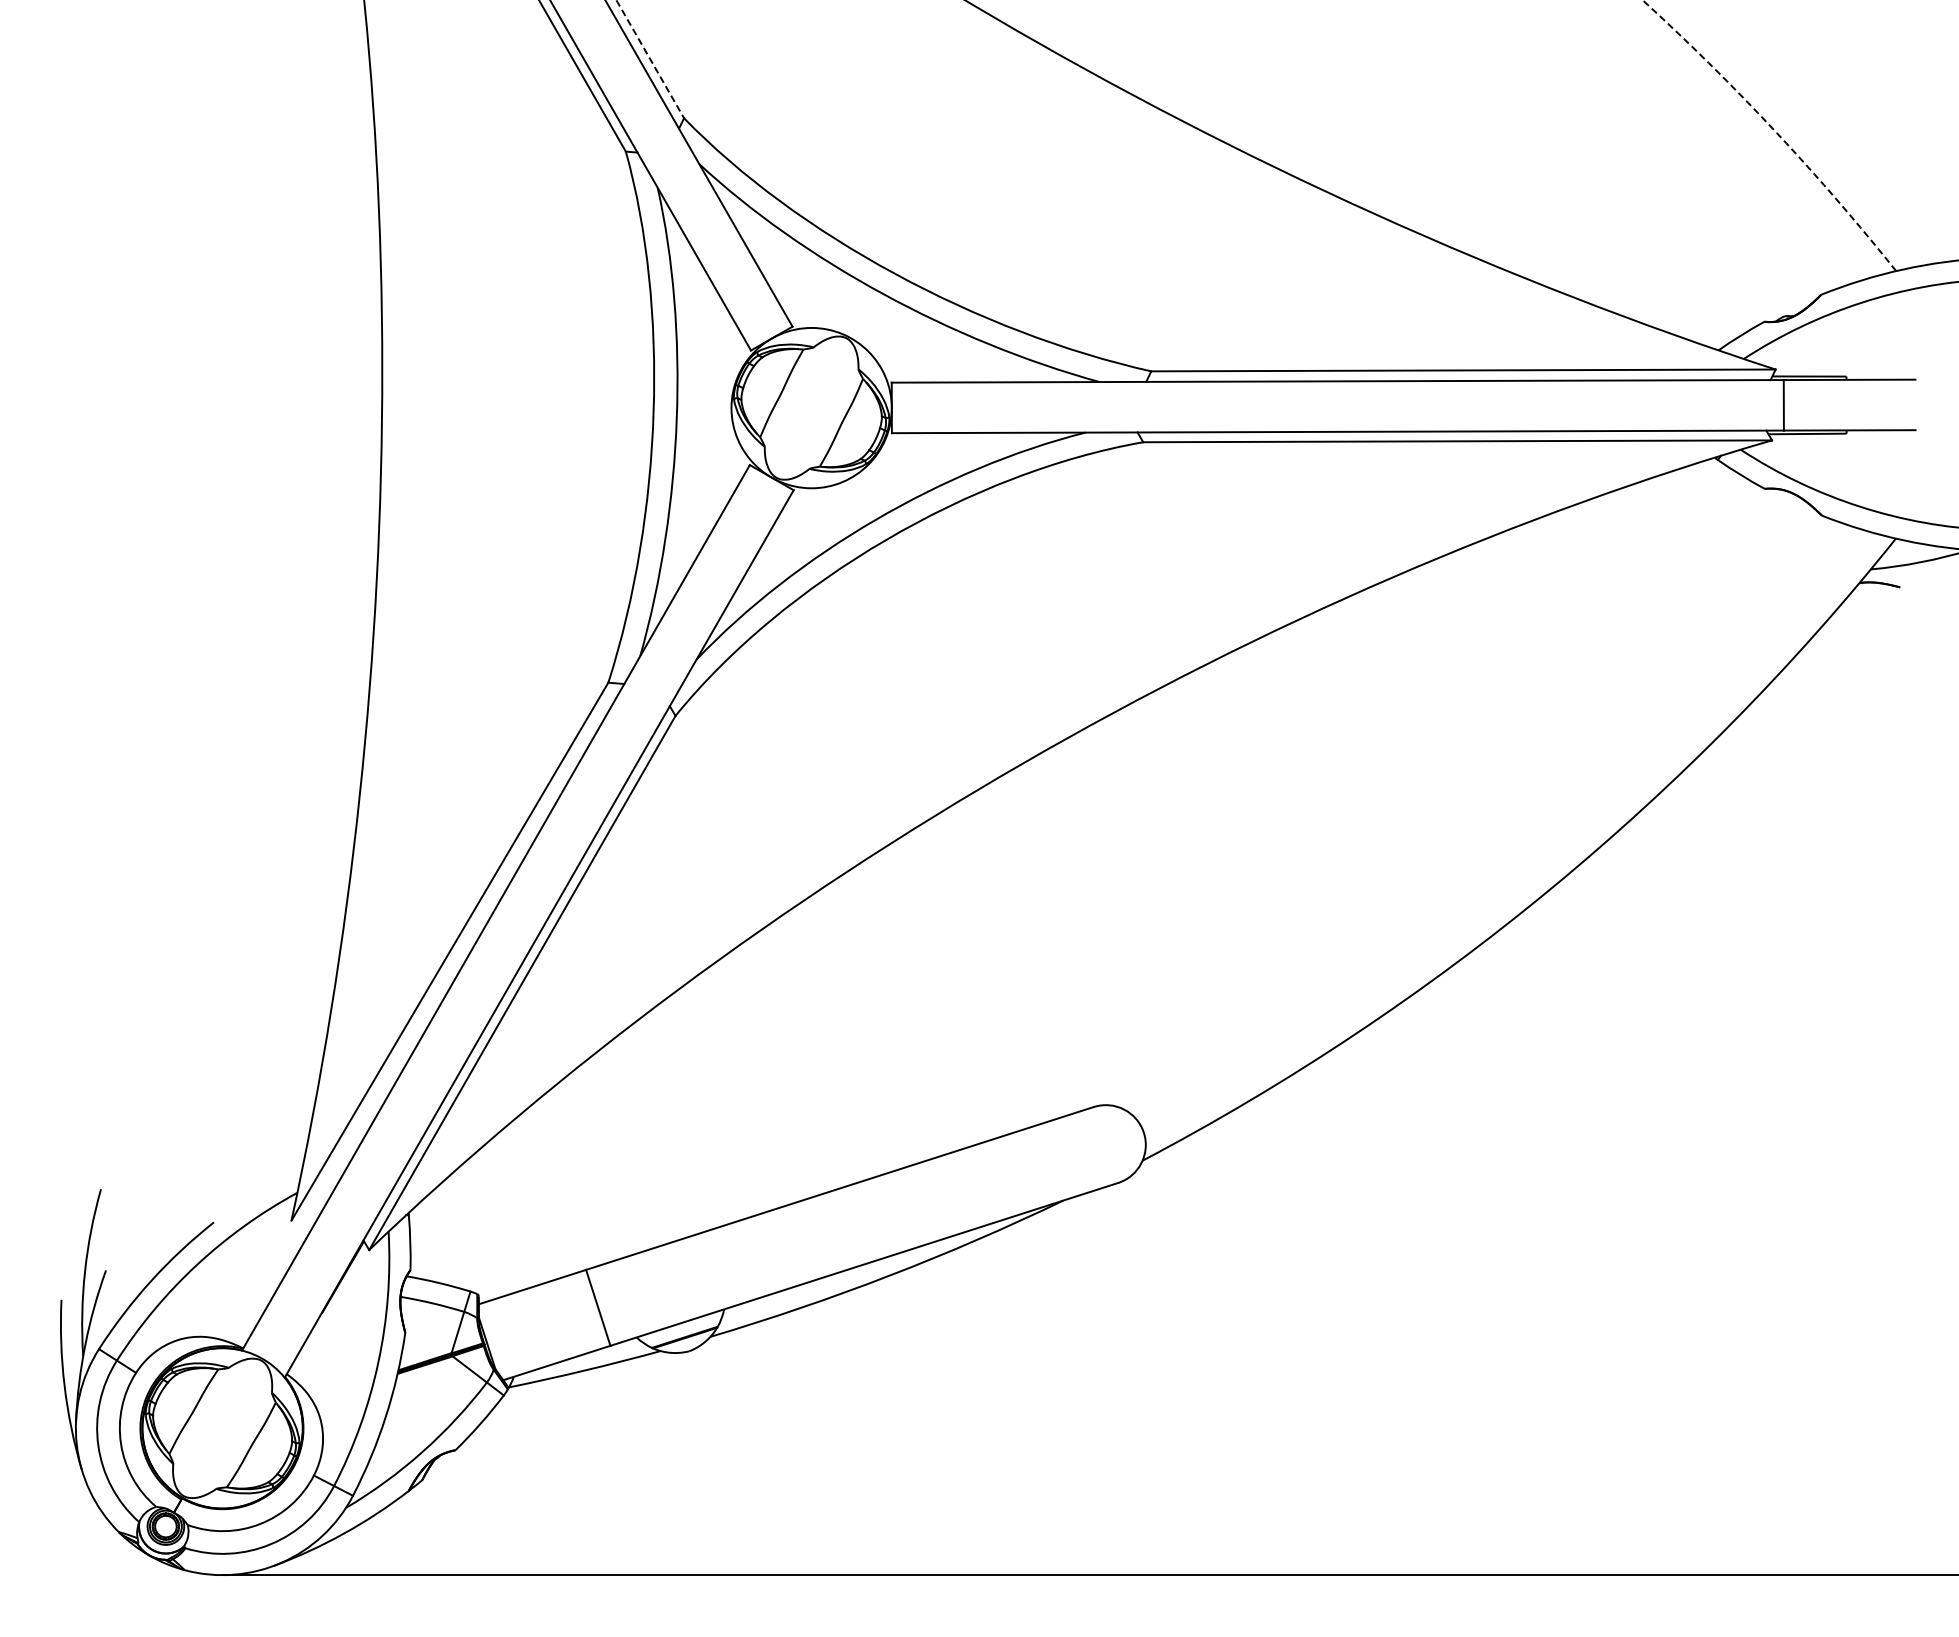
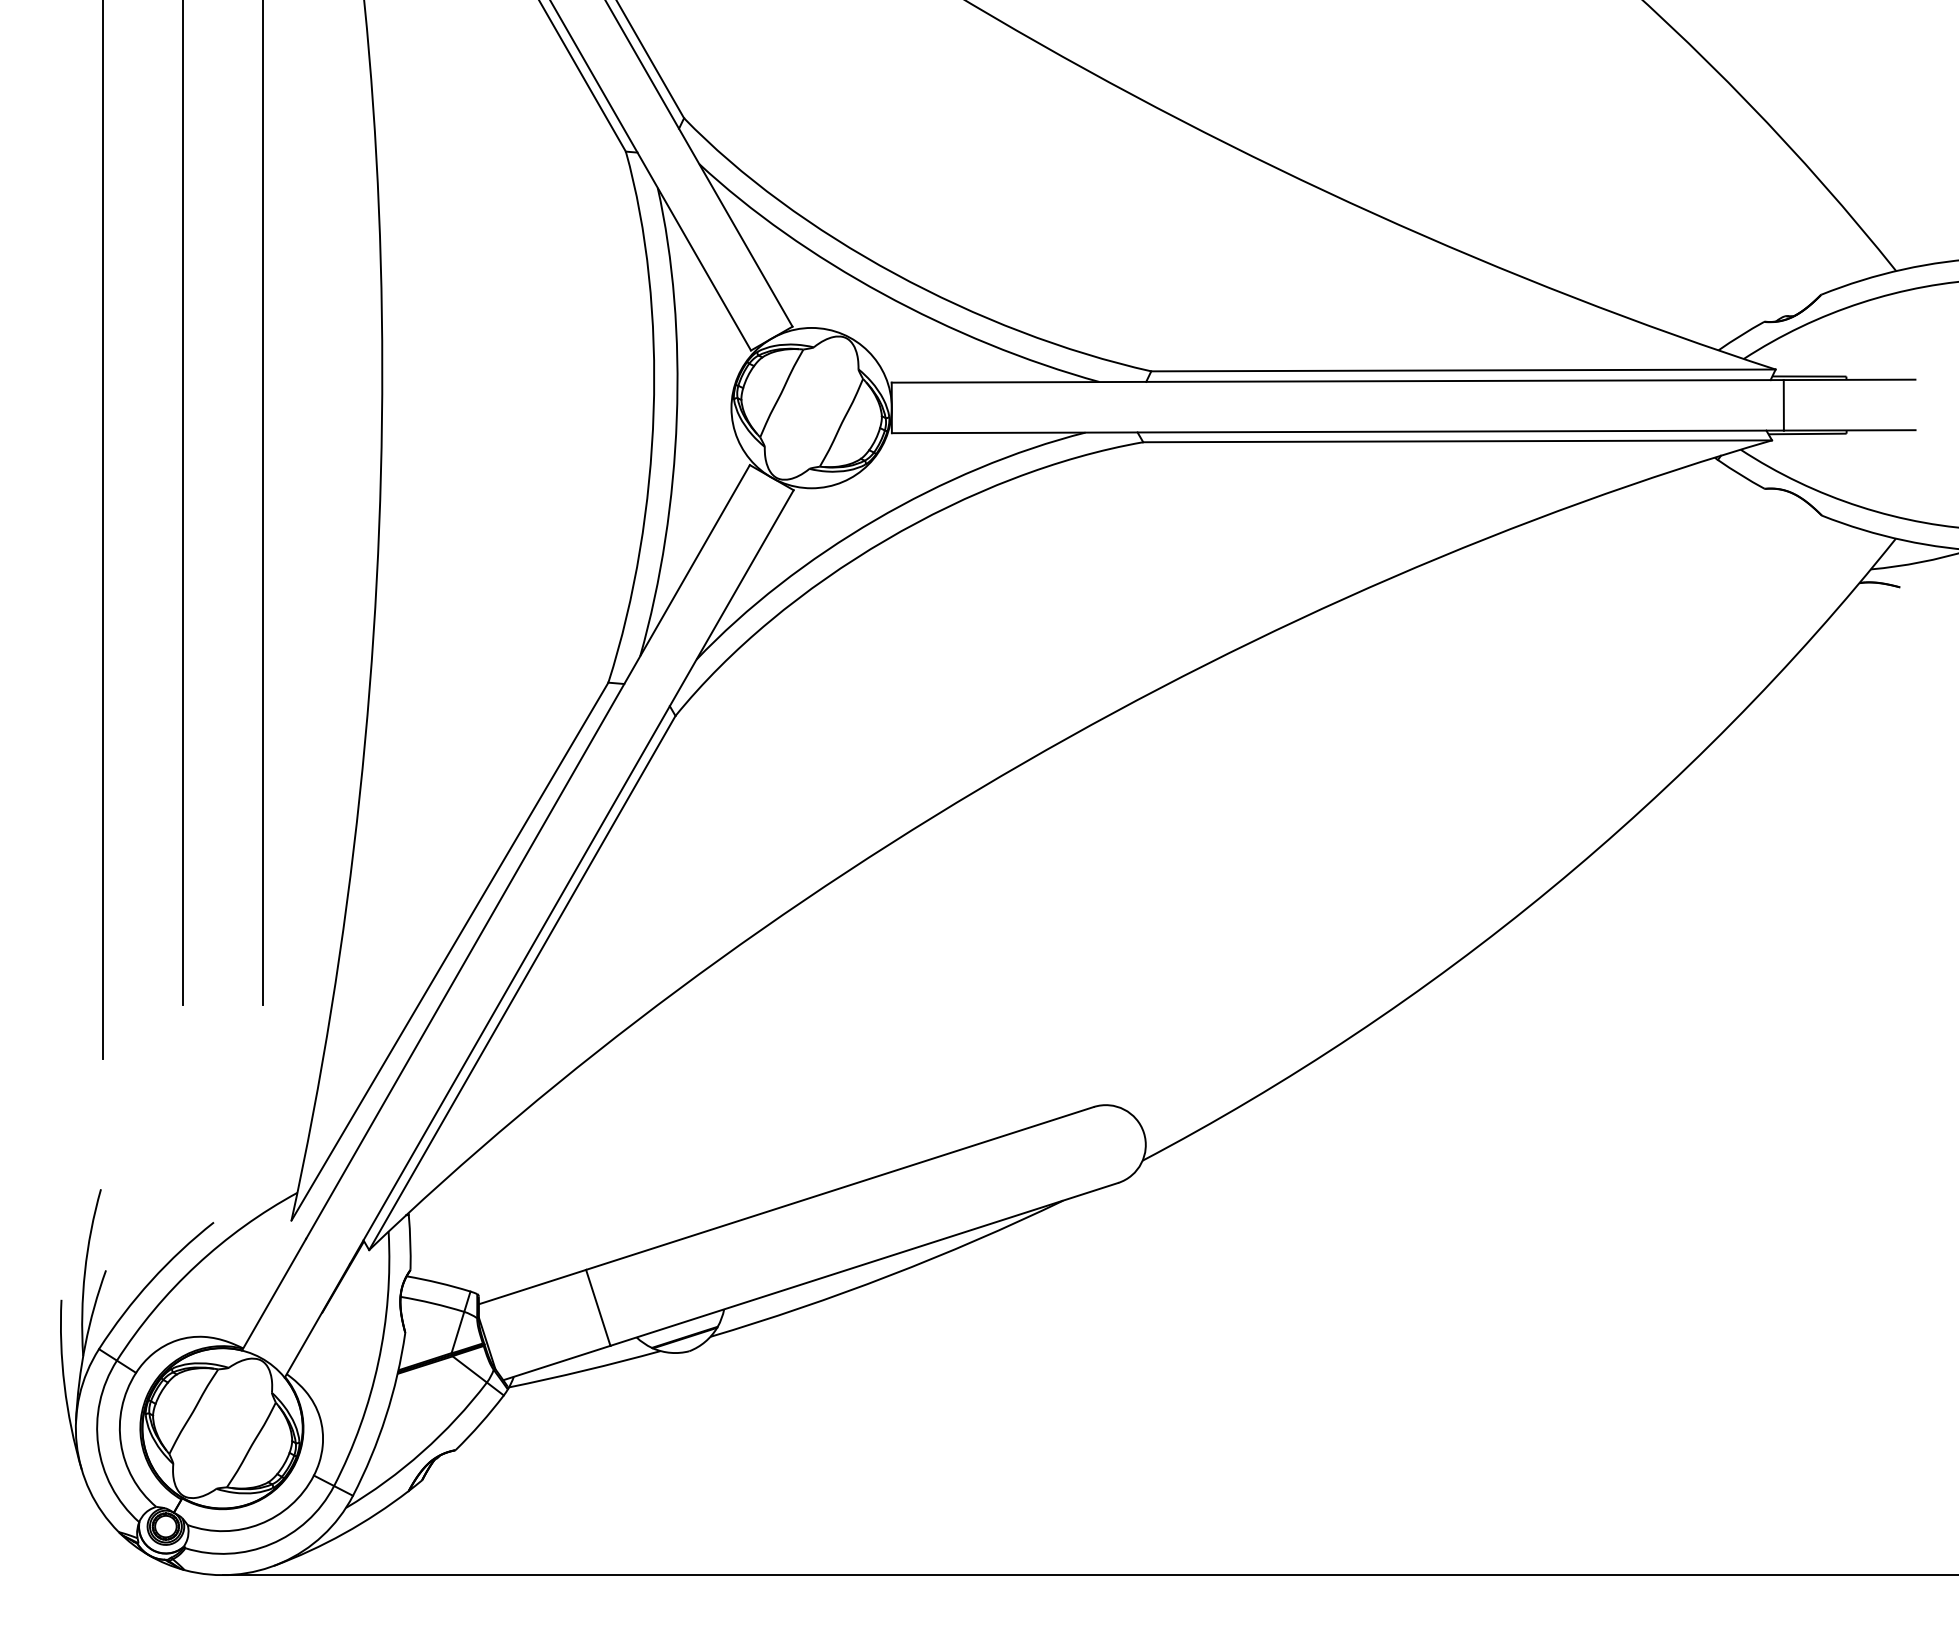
line: dashed -> solid (650, 59)
arc: dashed -> solid (1775, 131)
line: none -> present (182, 503)
line: none -> present (262, 503)
line: none -> present (102, 530)
